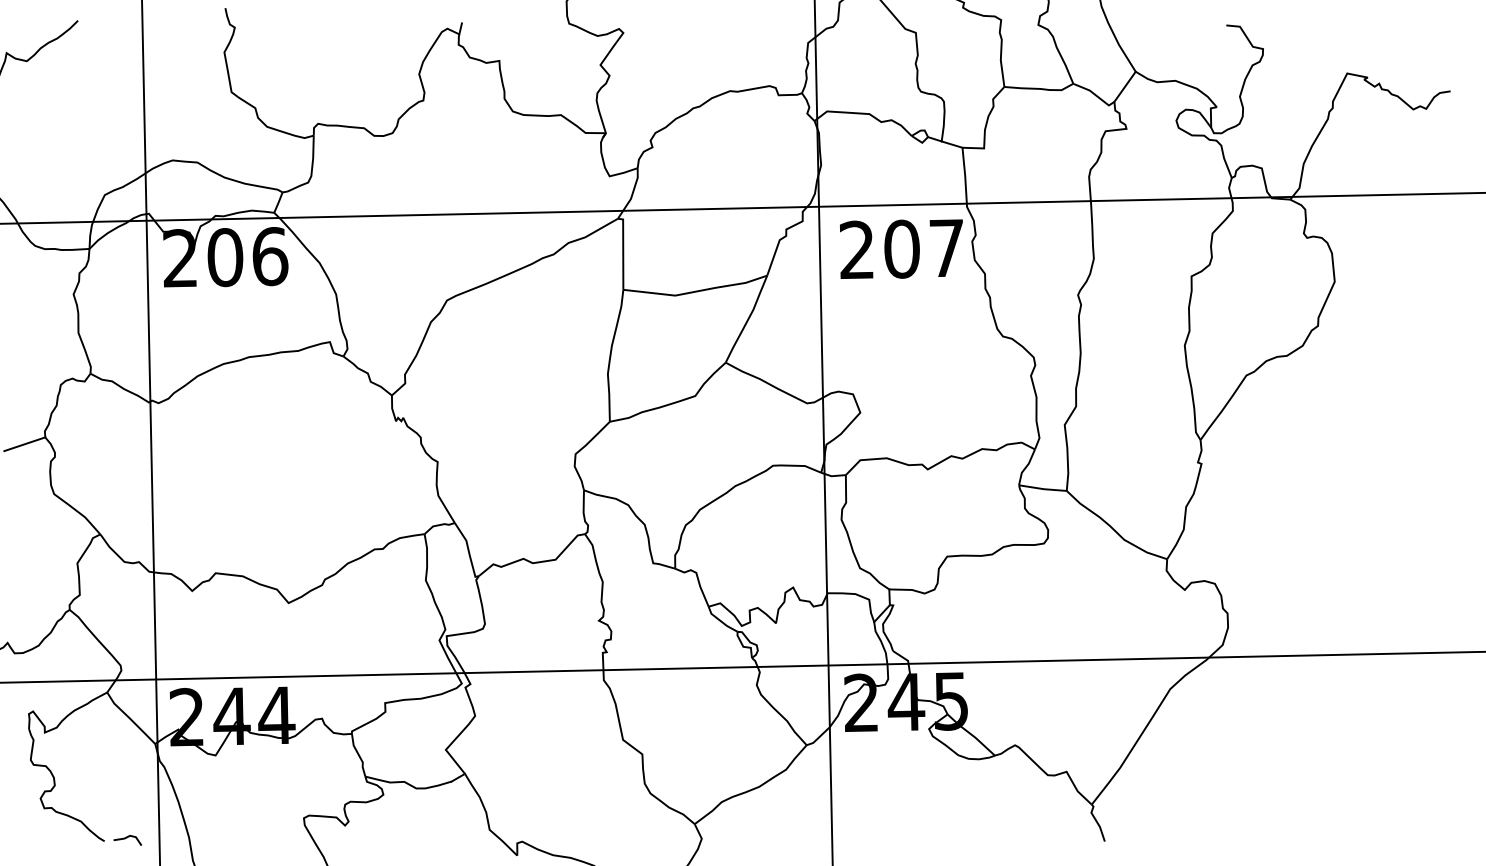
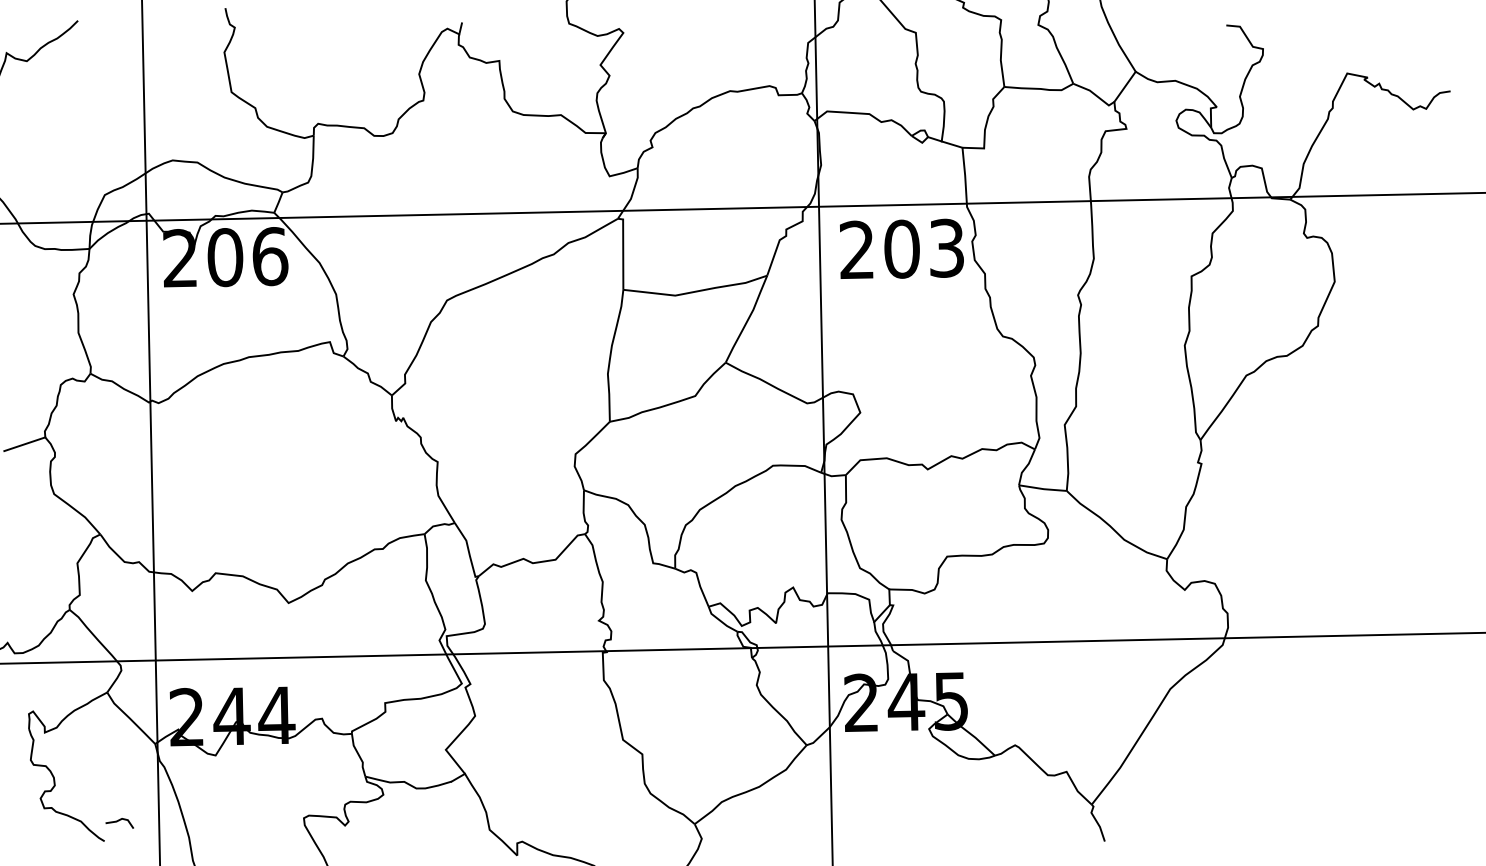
text: 207 -> 203 (946, 247)
line position: (742, 666) -> (742, 647) (742, 647)
line position: (127, 838) -> (119, 821) (119, 821)
